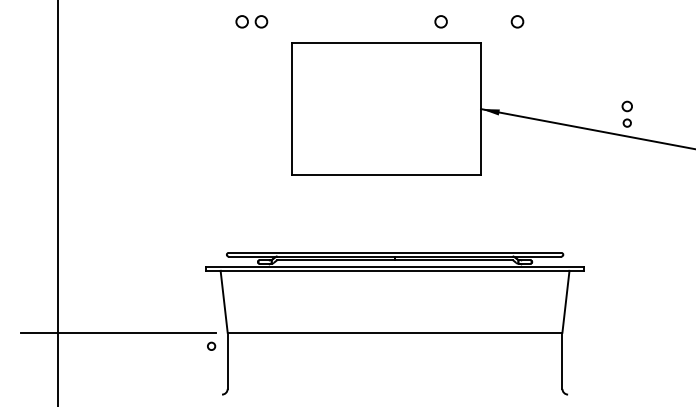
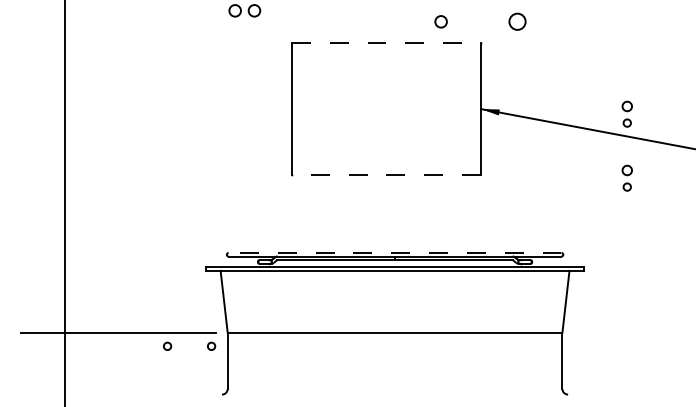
part position: (251, 21) -> (244, 10) (244, 10)
circle size: 15x14 px -> 19x19 px (517, 21)
line: solid -> dashed (386, 42)
line: solid -> dashed (386, 175)
part: none -> present (626, 177)
line position: (58, 202) -> (65, 202) (65, 202)
line: solid -> dashed (394, 252)
circle: none -> present (167, 345)
